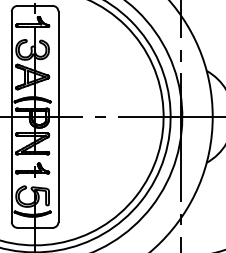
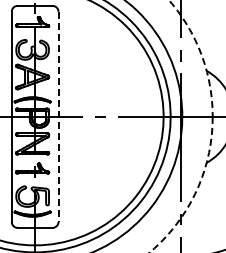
line: solid -> dashed (58, 117)
circle: solid -> dashed (180, 126)
